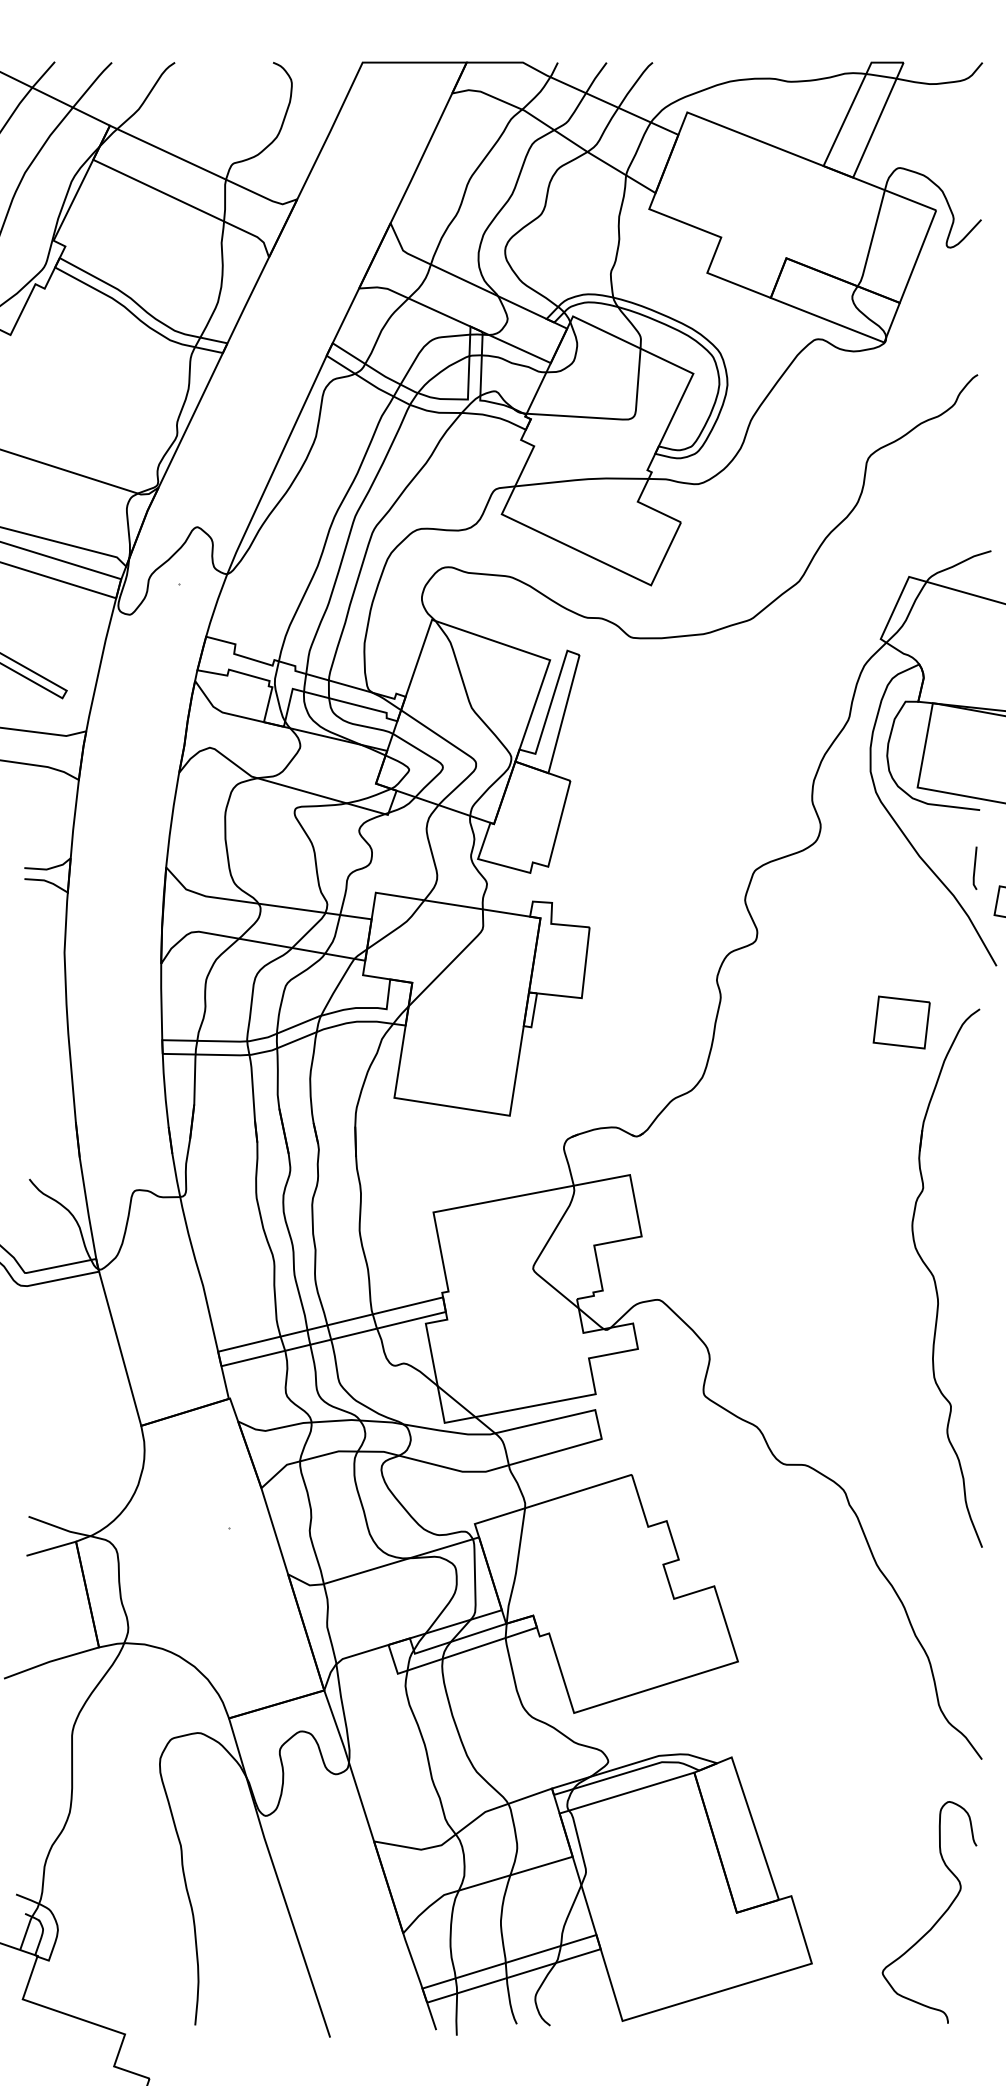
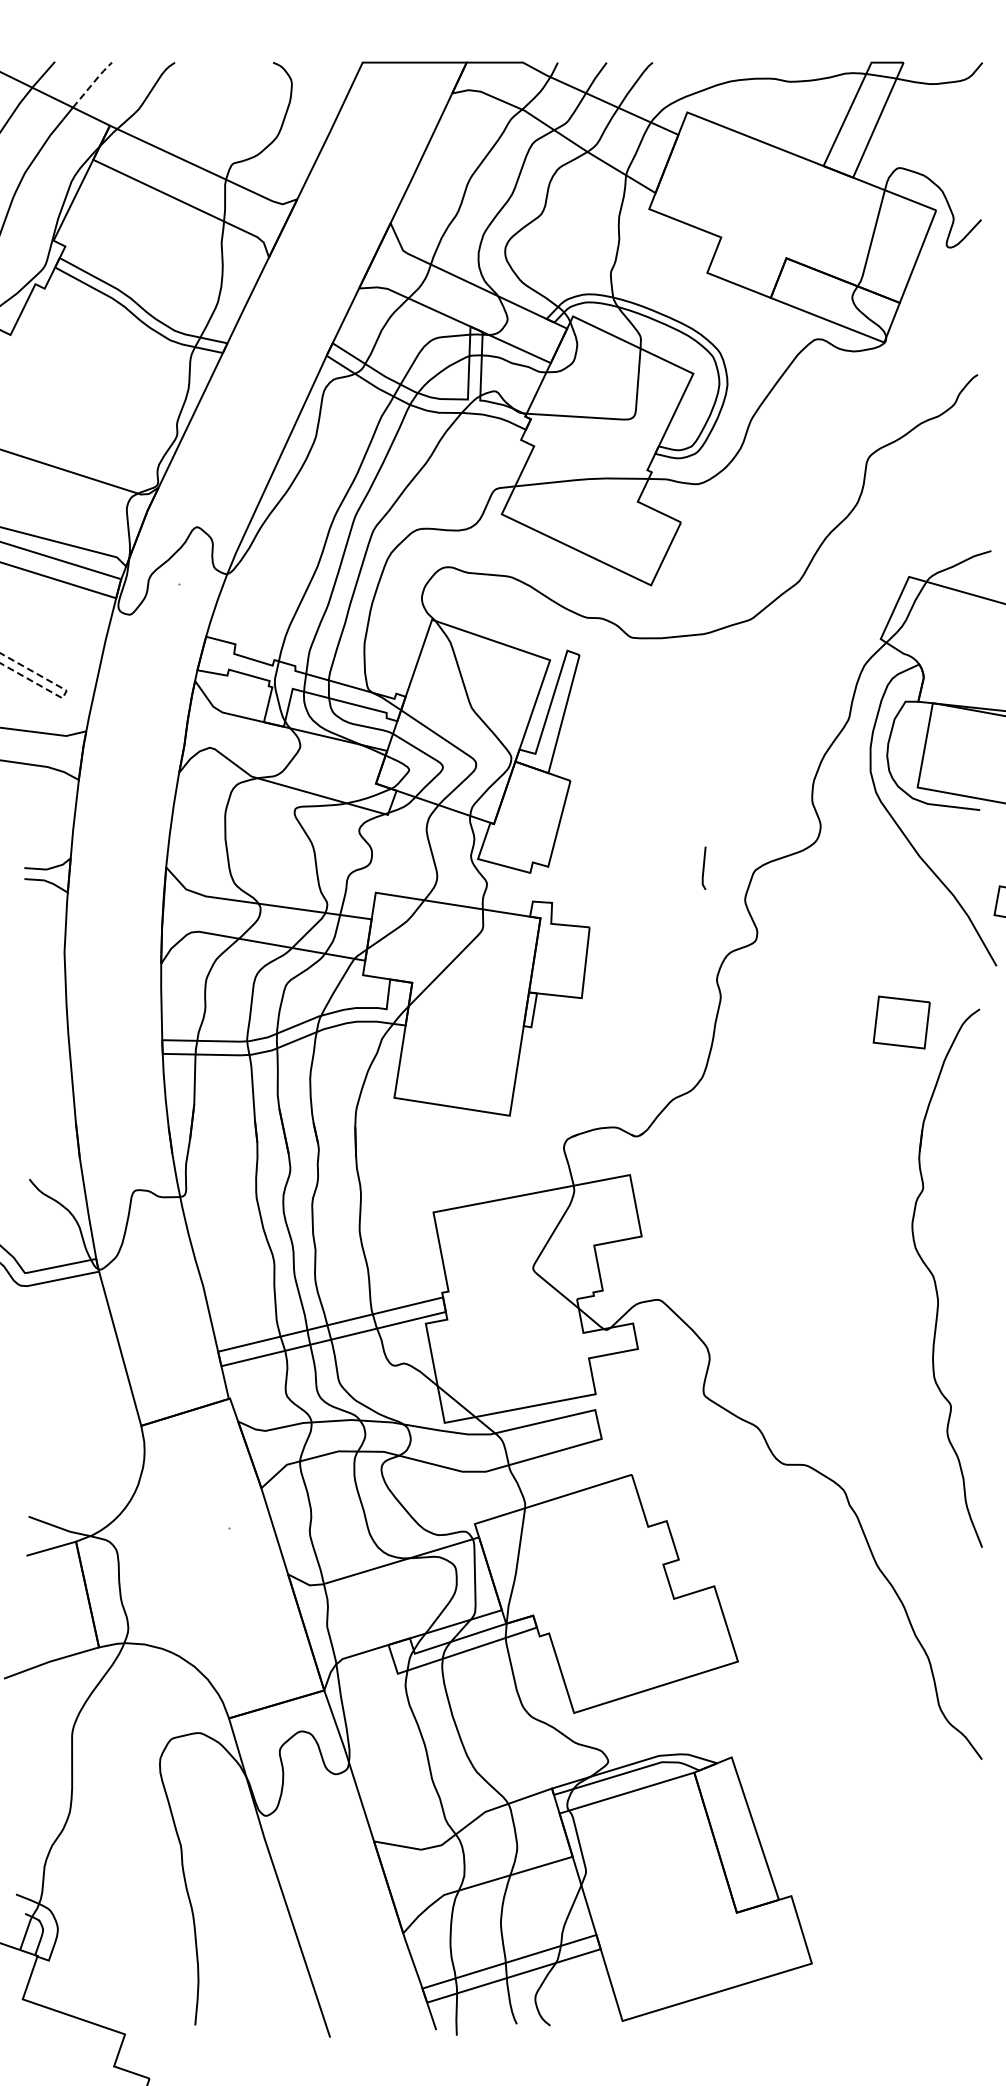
line: solid -> dashed (93, 83)
line: solid -> dashed (65, 692)
line position: (974, 867) -> (703, 867) (703, 867)
curve: present -> none (937, 1919)
